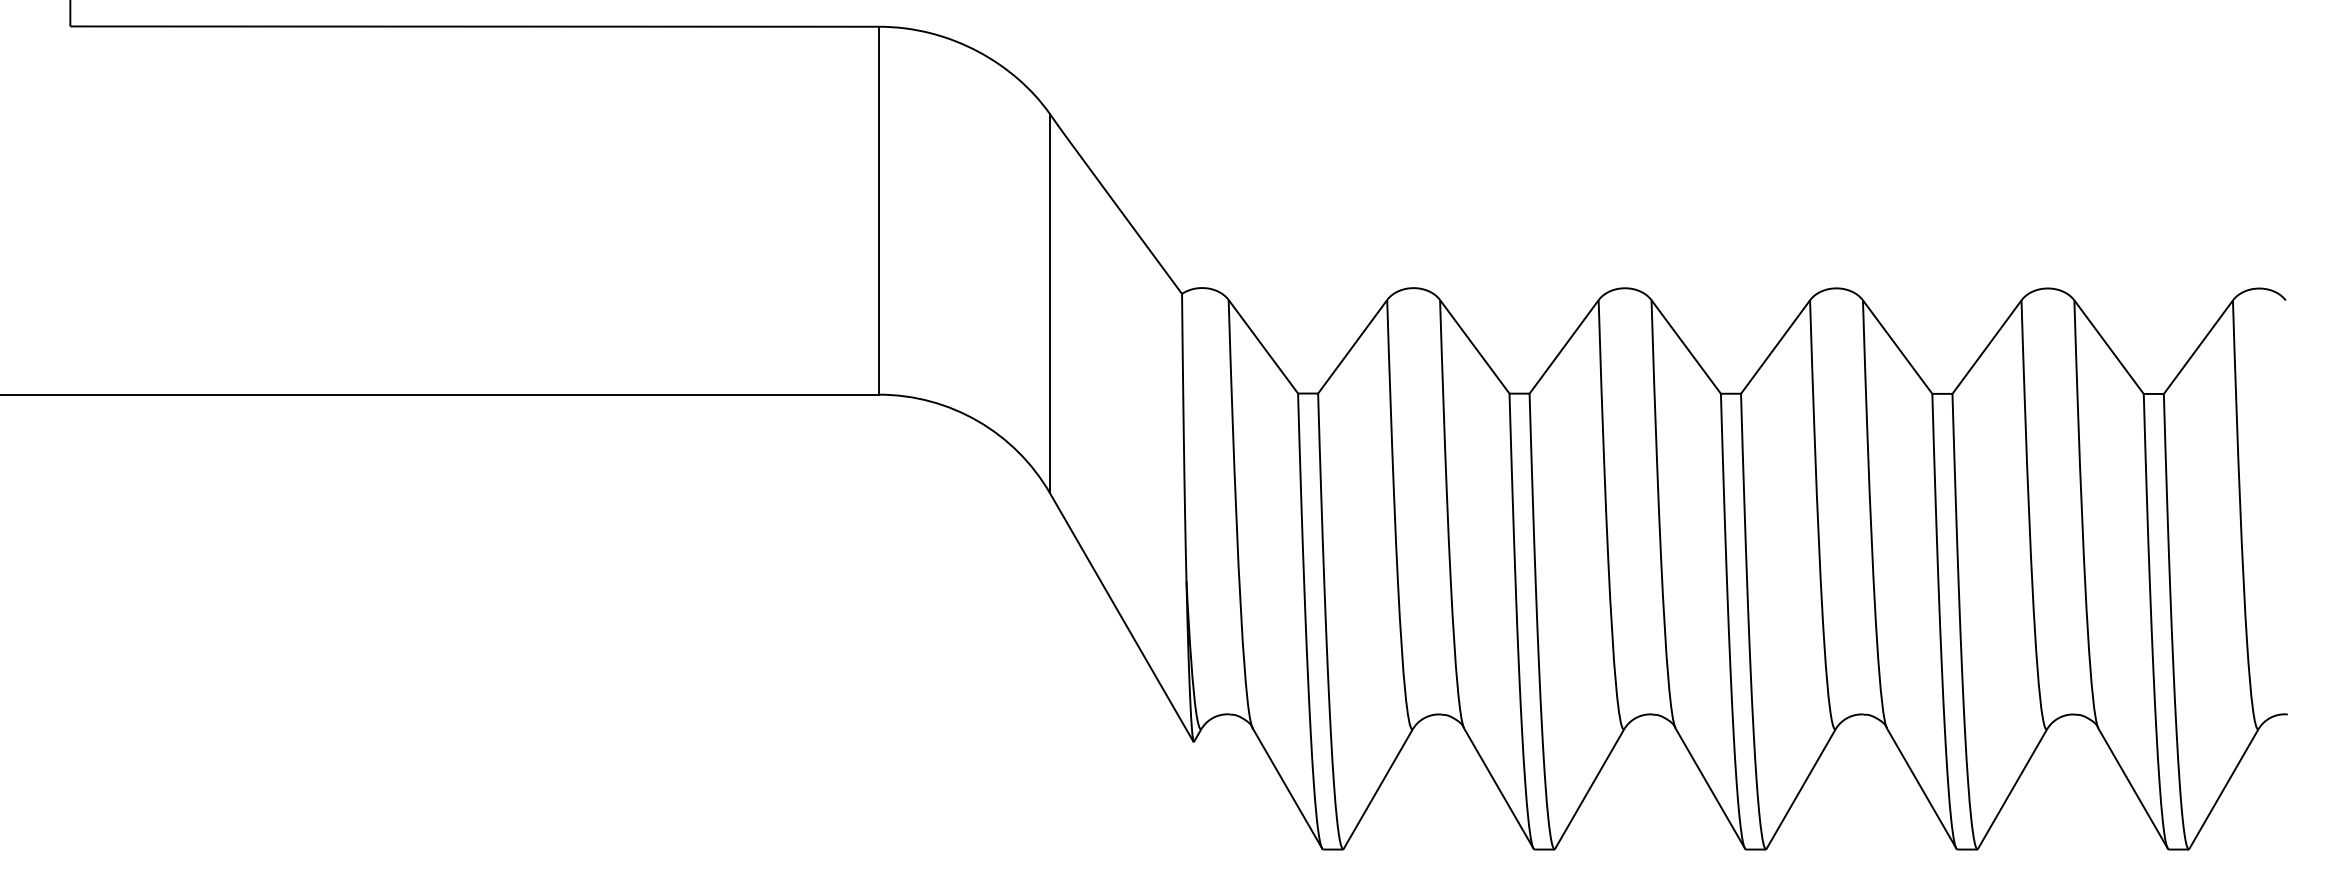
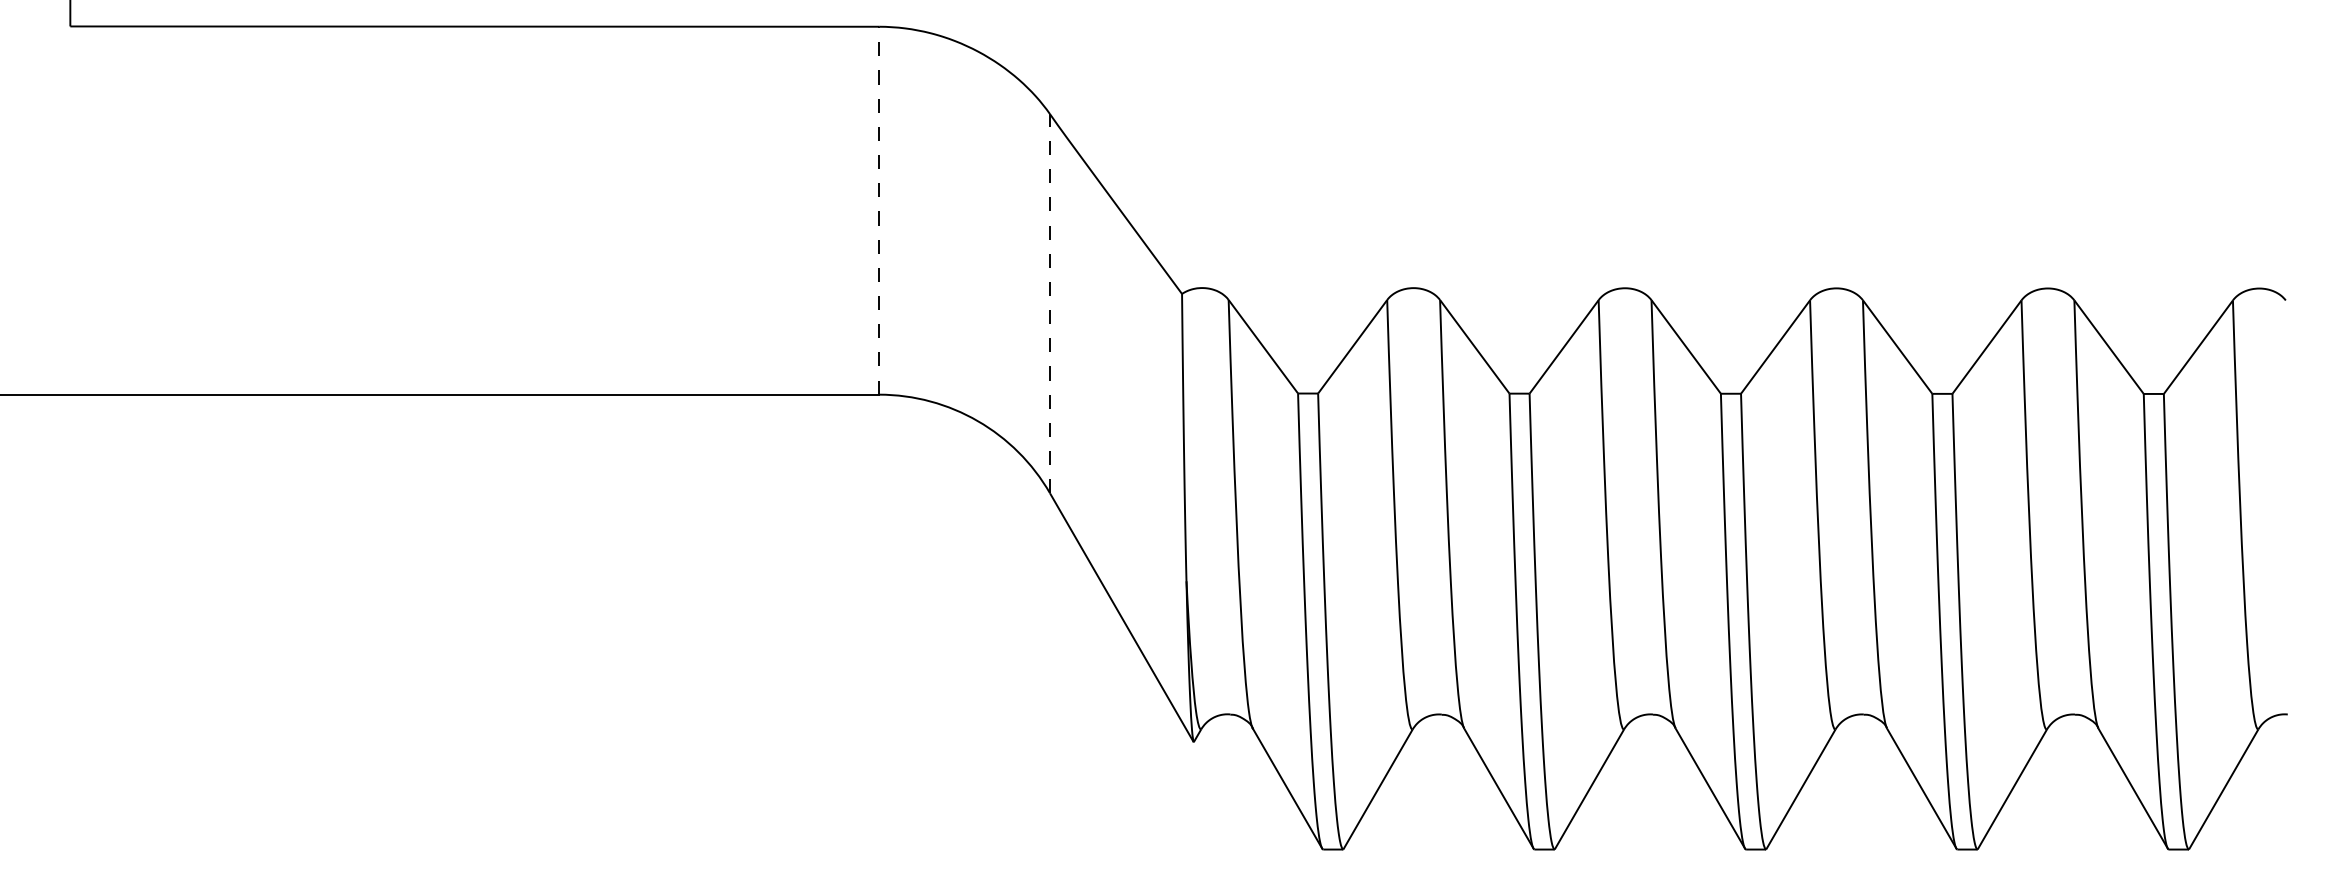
line: solid -> dashed (879, 210)
line: solid -> dashed (1050, 303)
